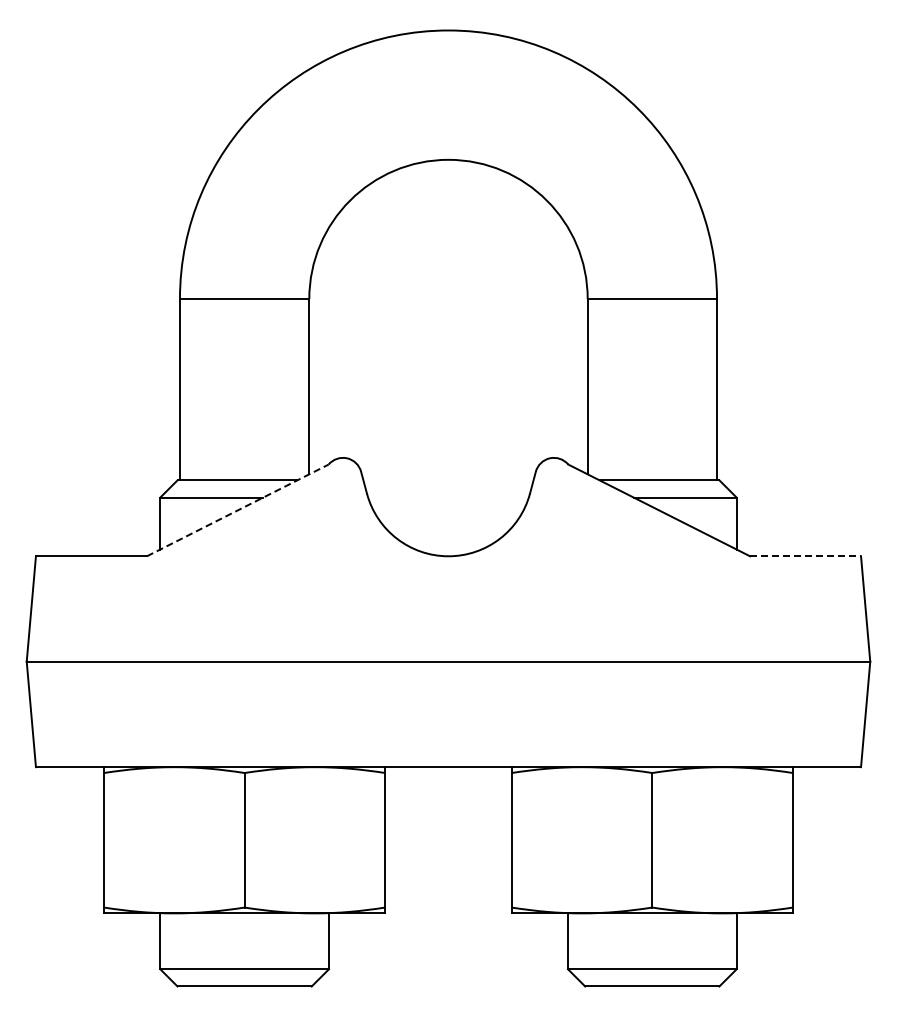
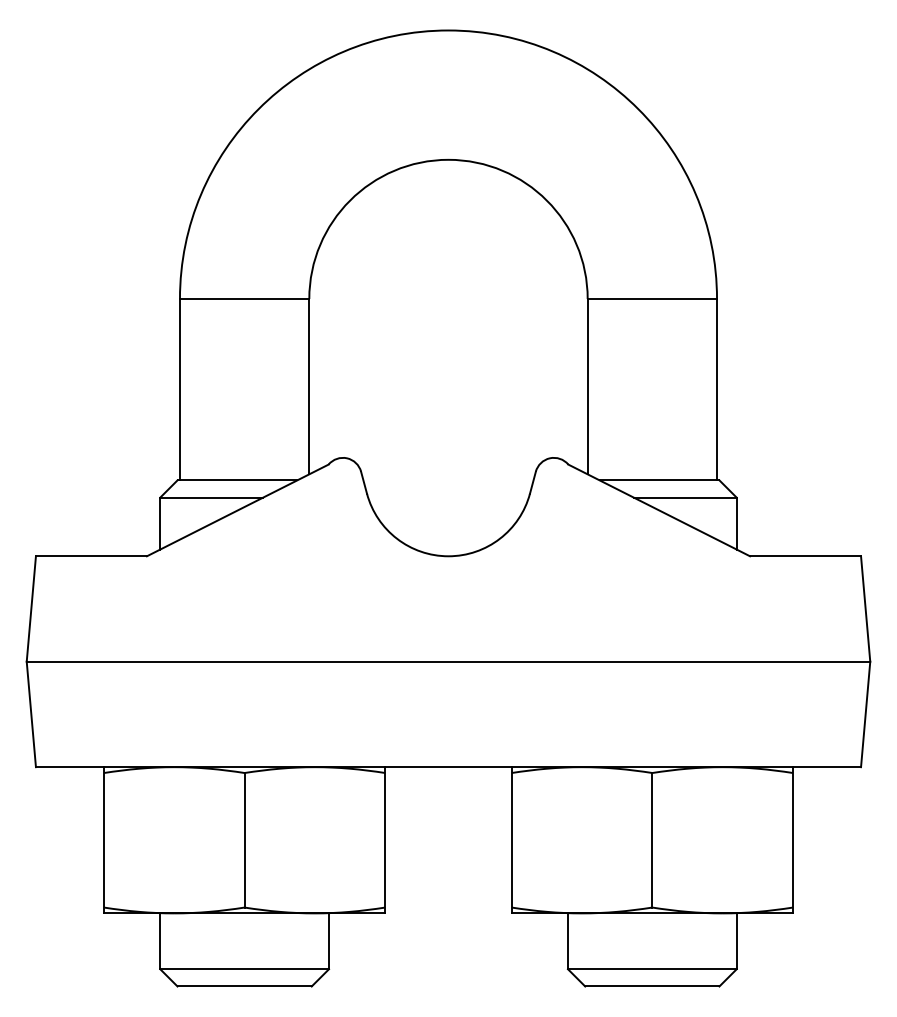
line: dashed -> solid (237, 510)
line: dashed -> solid (806, 556)
